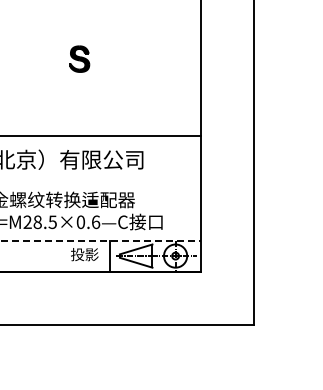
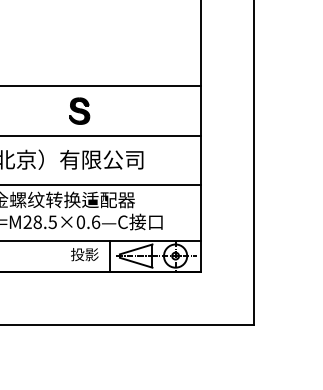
part position: (79, 58) -> (79, 110) (79, 110)
line: none -> present (101, 86)
line: none -> present (101, 184)
line: dashed -> solid (101, 240)
